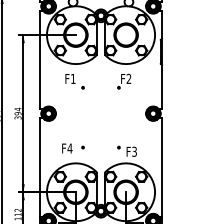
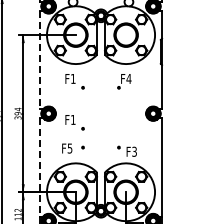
line: solid -> dashed (40, 60)
text: F2 -> F4 (128, 78)
part: none -> present (74, 122)
text: F4 -> F5 (69, 148)
line: solid -> dashed (40, 167)
